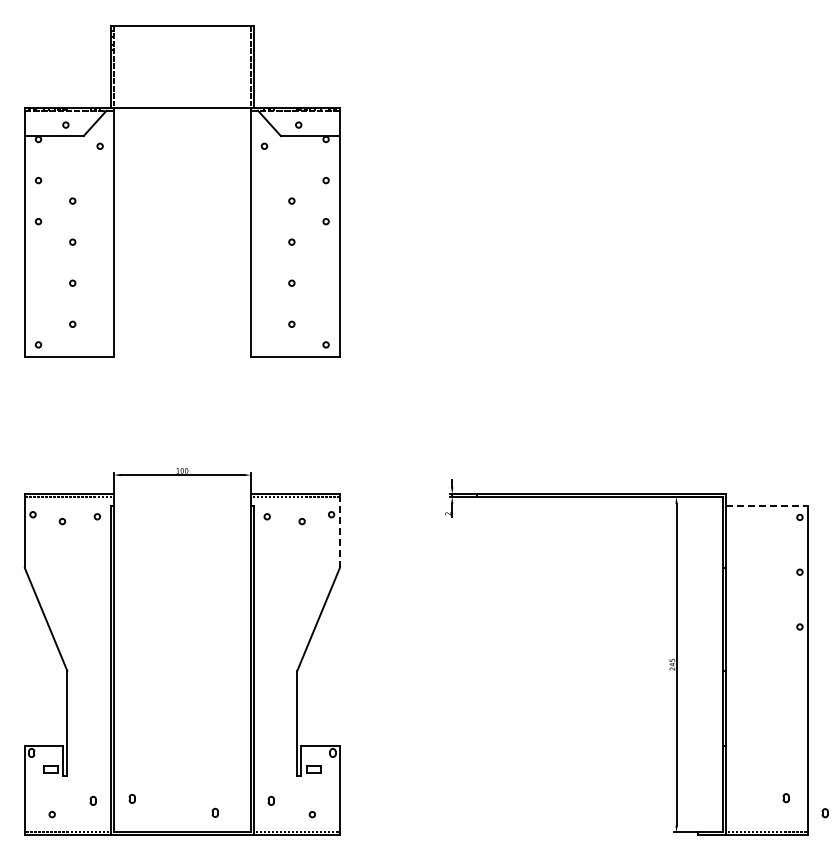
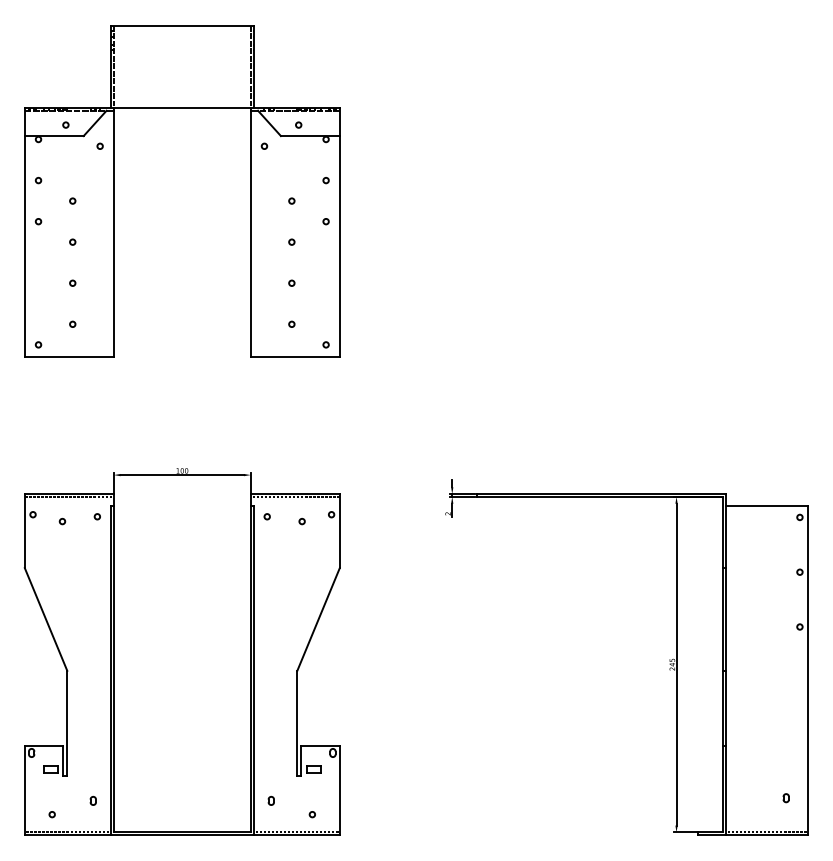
line: dashed -> solid (767, 506)
line: dashed -> solid (339, 531)
part: present -> none (131, 798)
part: present -> none (214, 812)
part: present -> none (824, 813)
